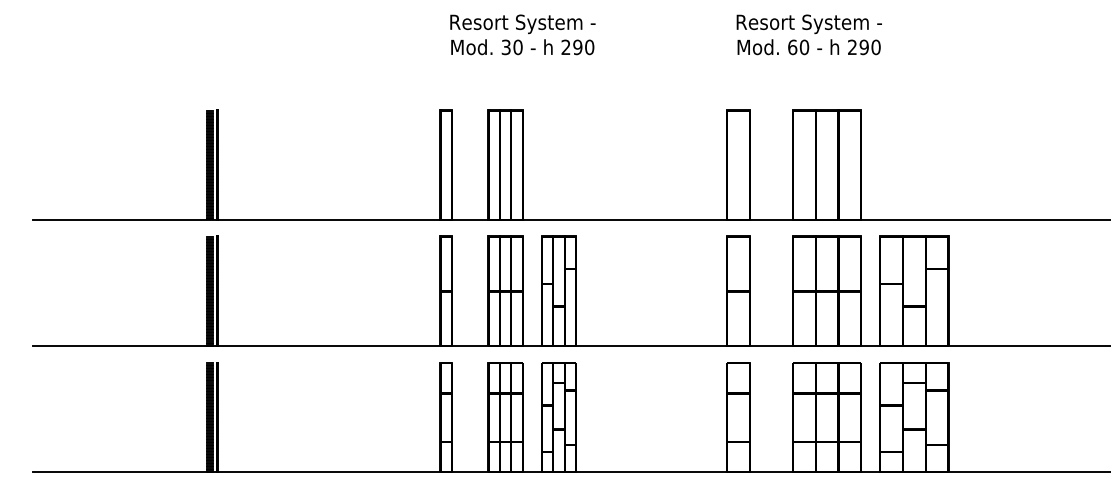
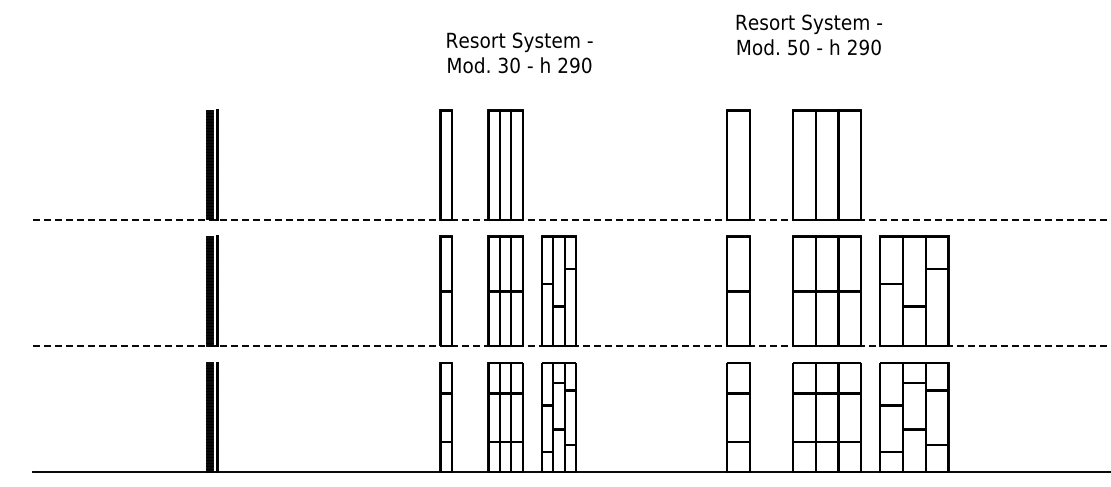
text position: (522, 34) -> (519, 52) (519, 52)
text: 60 -> 50 (792, 47)
line: solid -> dashed (572, 220)
line: solid -> dashed (572, 346)
